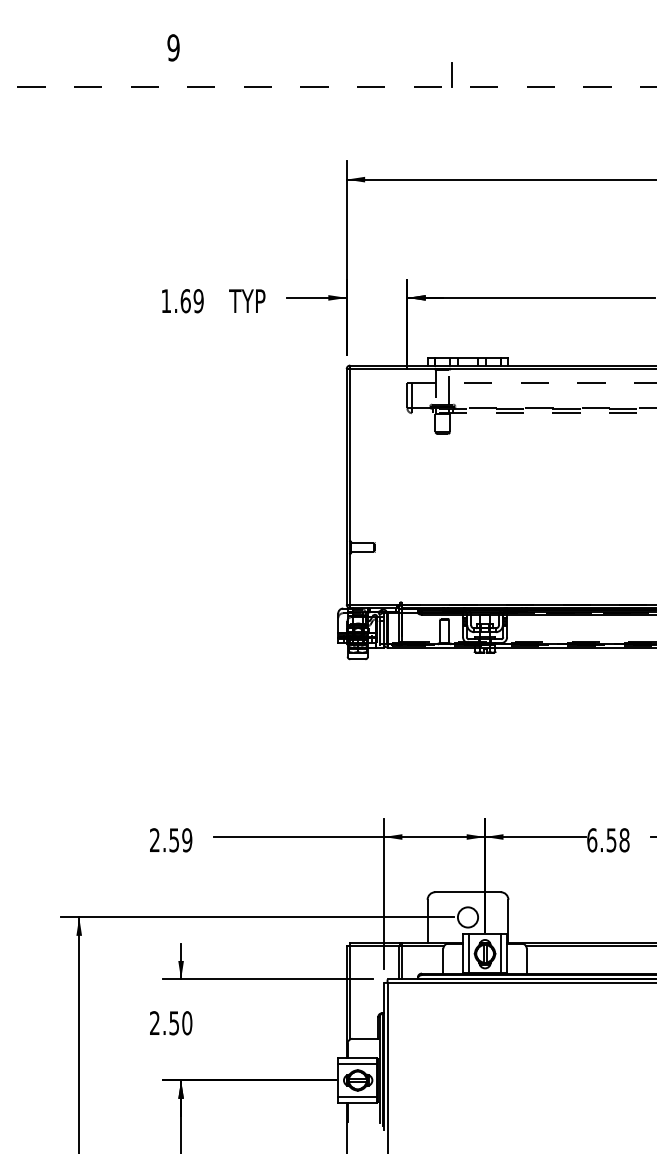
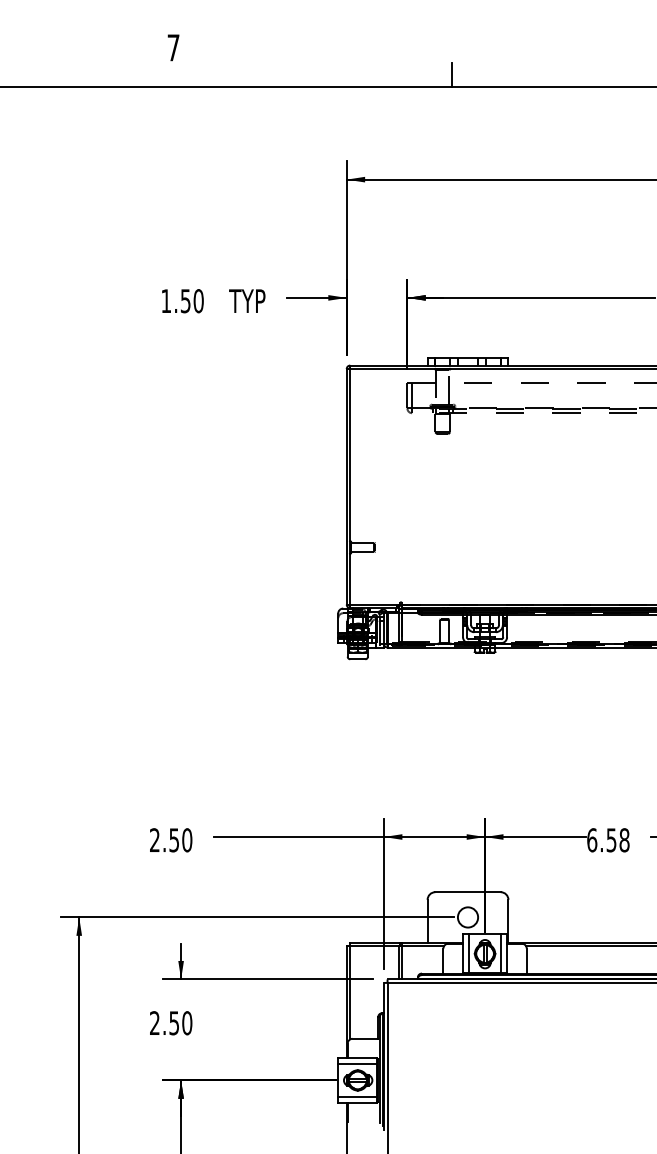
text: 9 -> 7 (173, 47)
line: dashed -> solid (329, 87)
text: 1.69 -> 1.50 (191, 301)
text: 2.59 -> 2.50 (187, 840)
